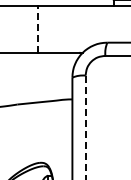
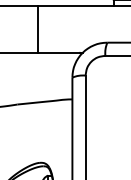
line: dashed -> solid (37, 28)
line: dashed -> solid (85, 127)
